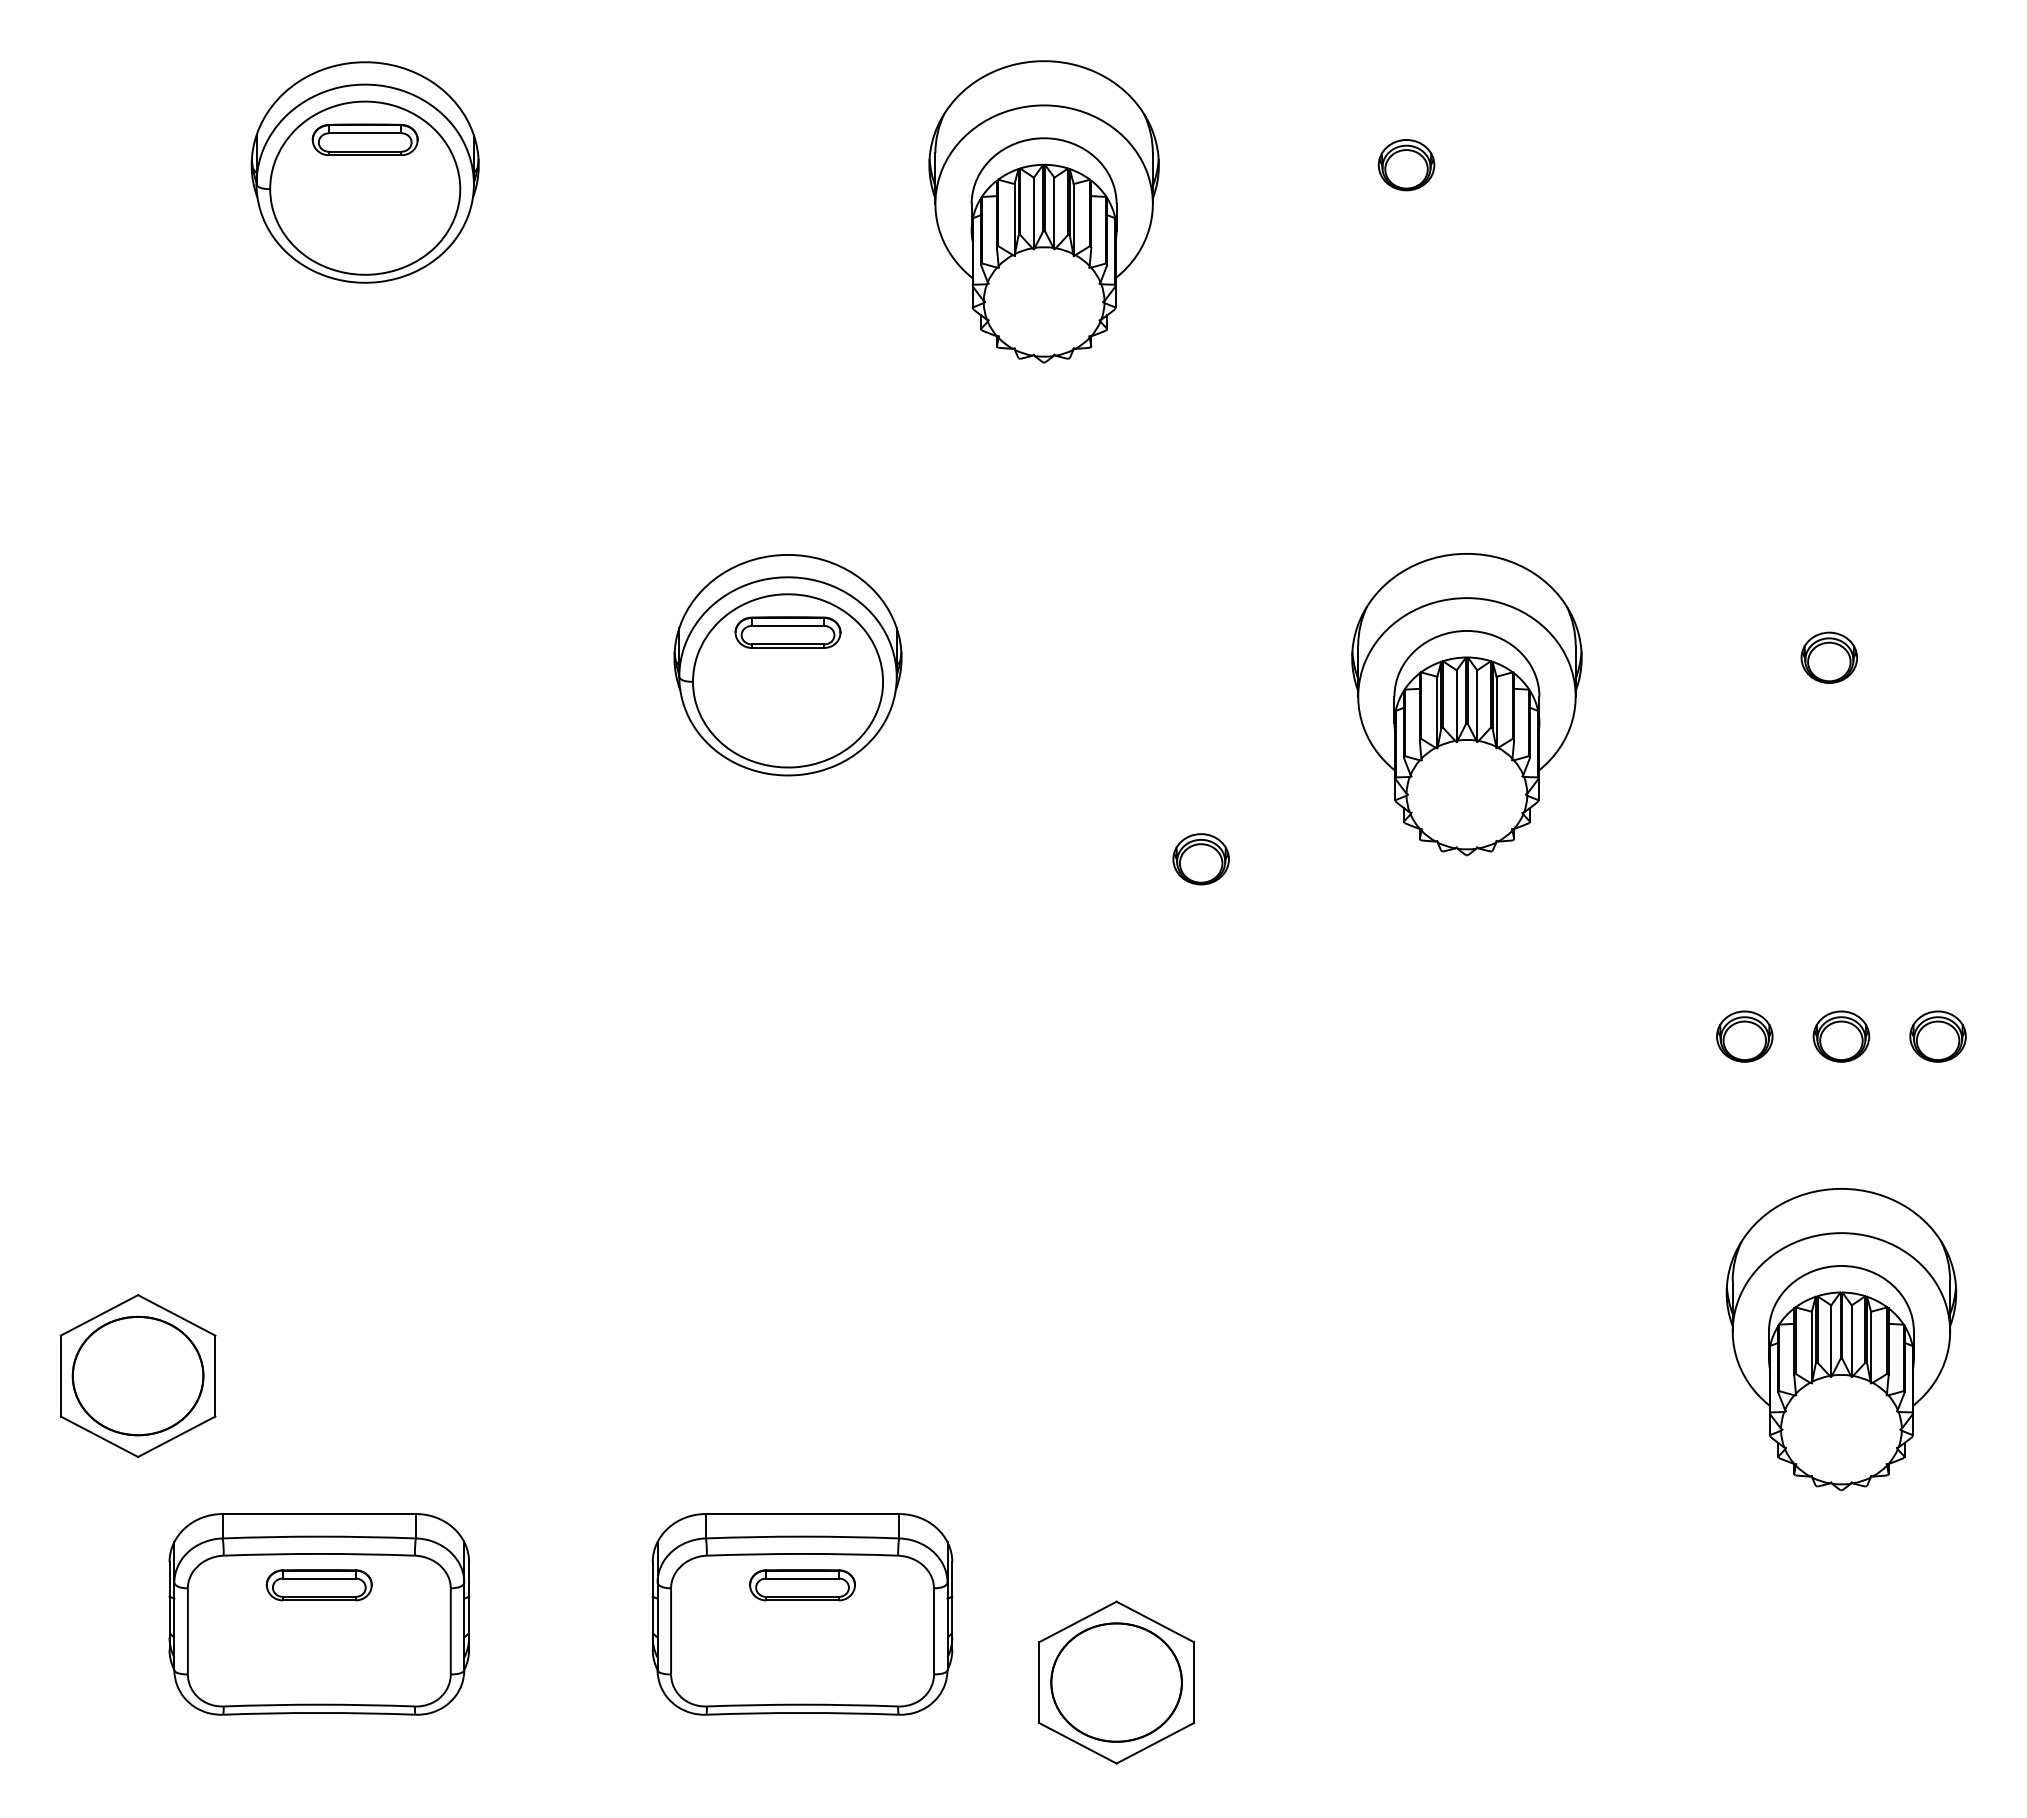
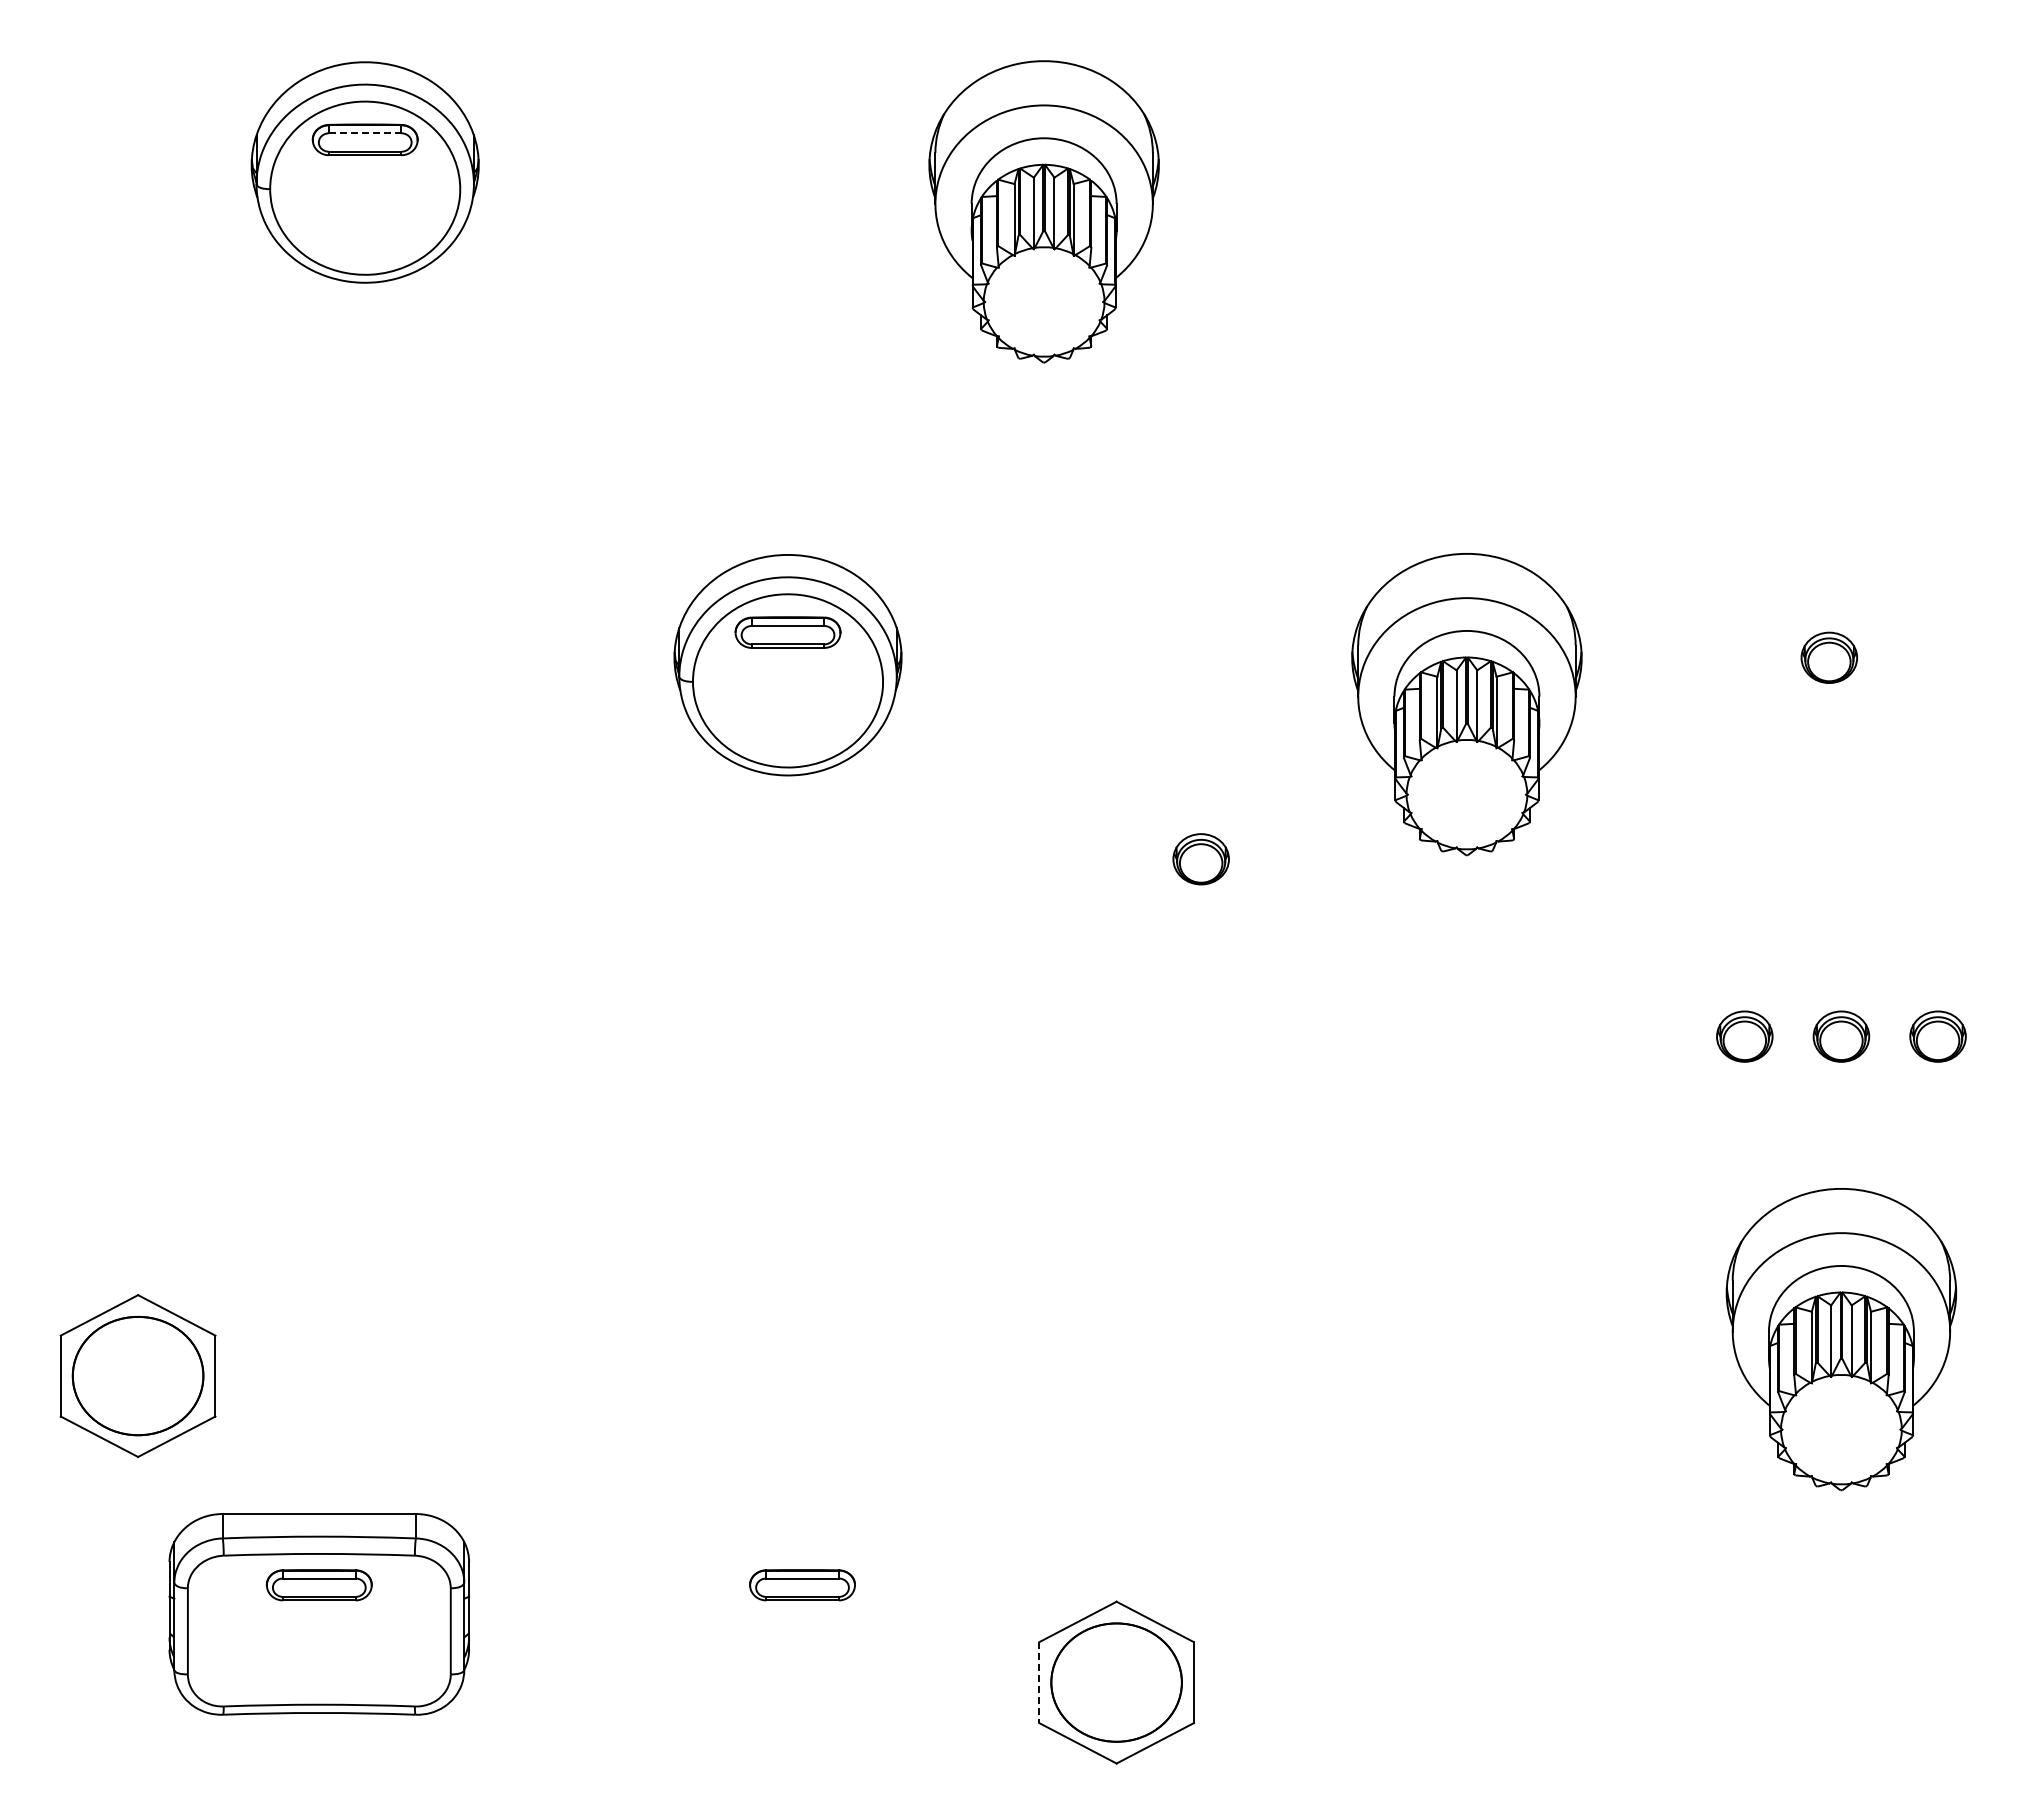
line: solid -> dashed (365, 133)
part: present -> none (1406, 165)
part: present -> none (802, 1614)
line: solid -> dashed (1039, 1683)
